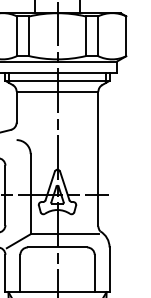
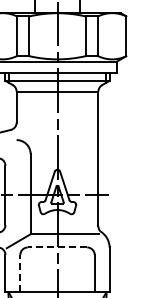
line: solid -> dashed (57, 247)
line: solid -> dashed (20, 273)
